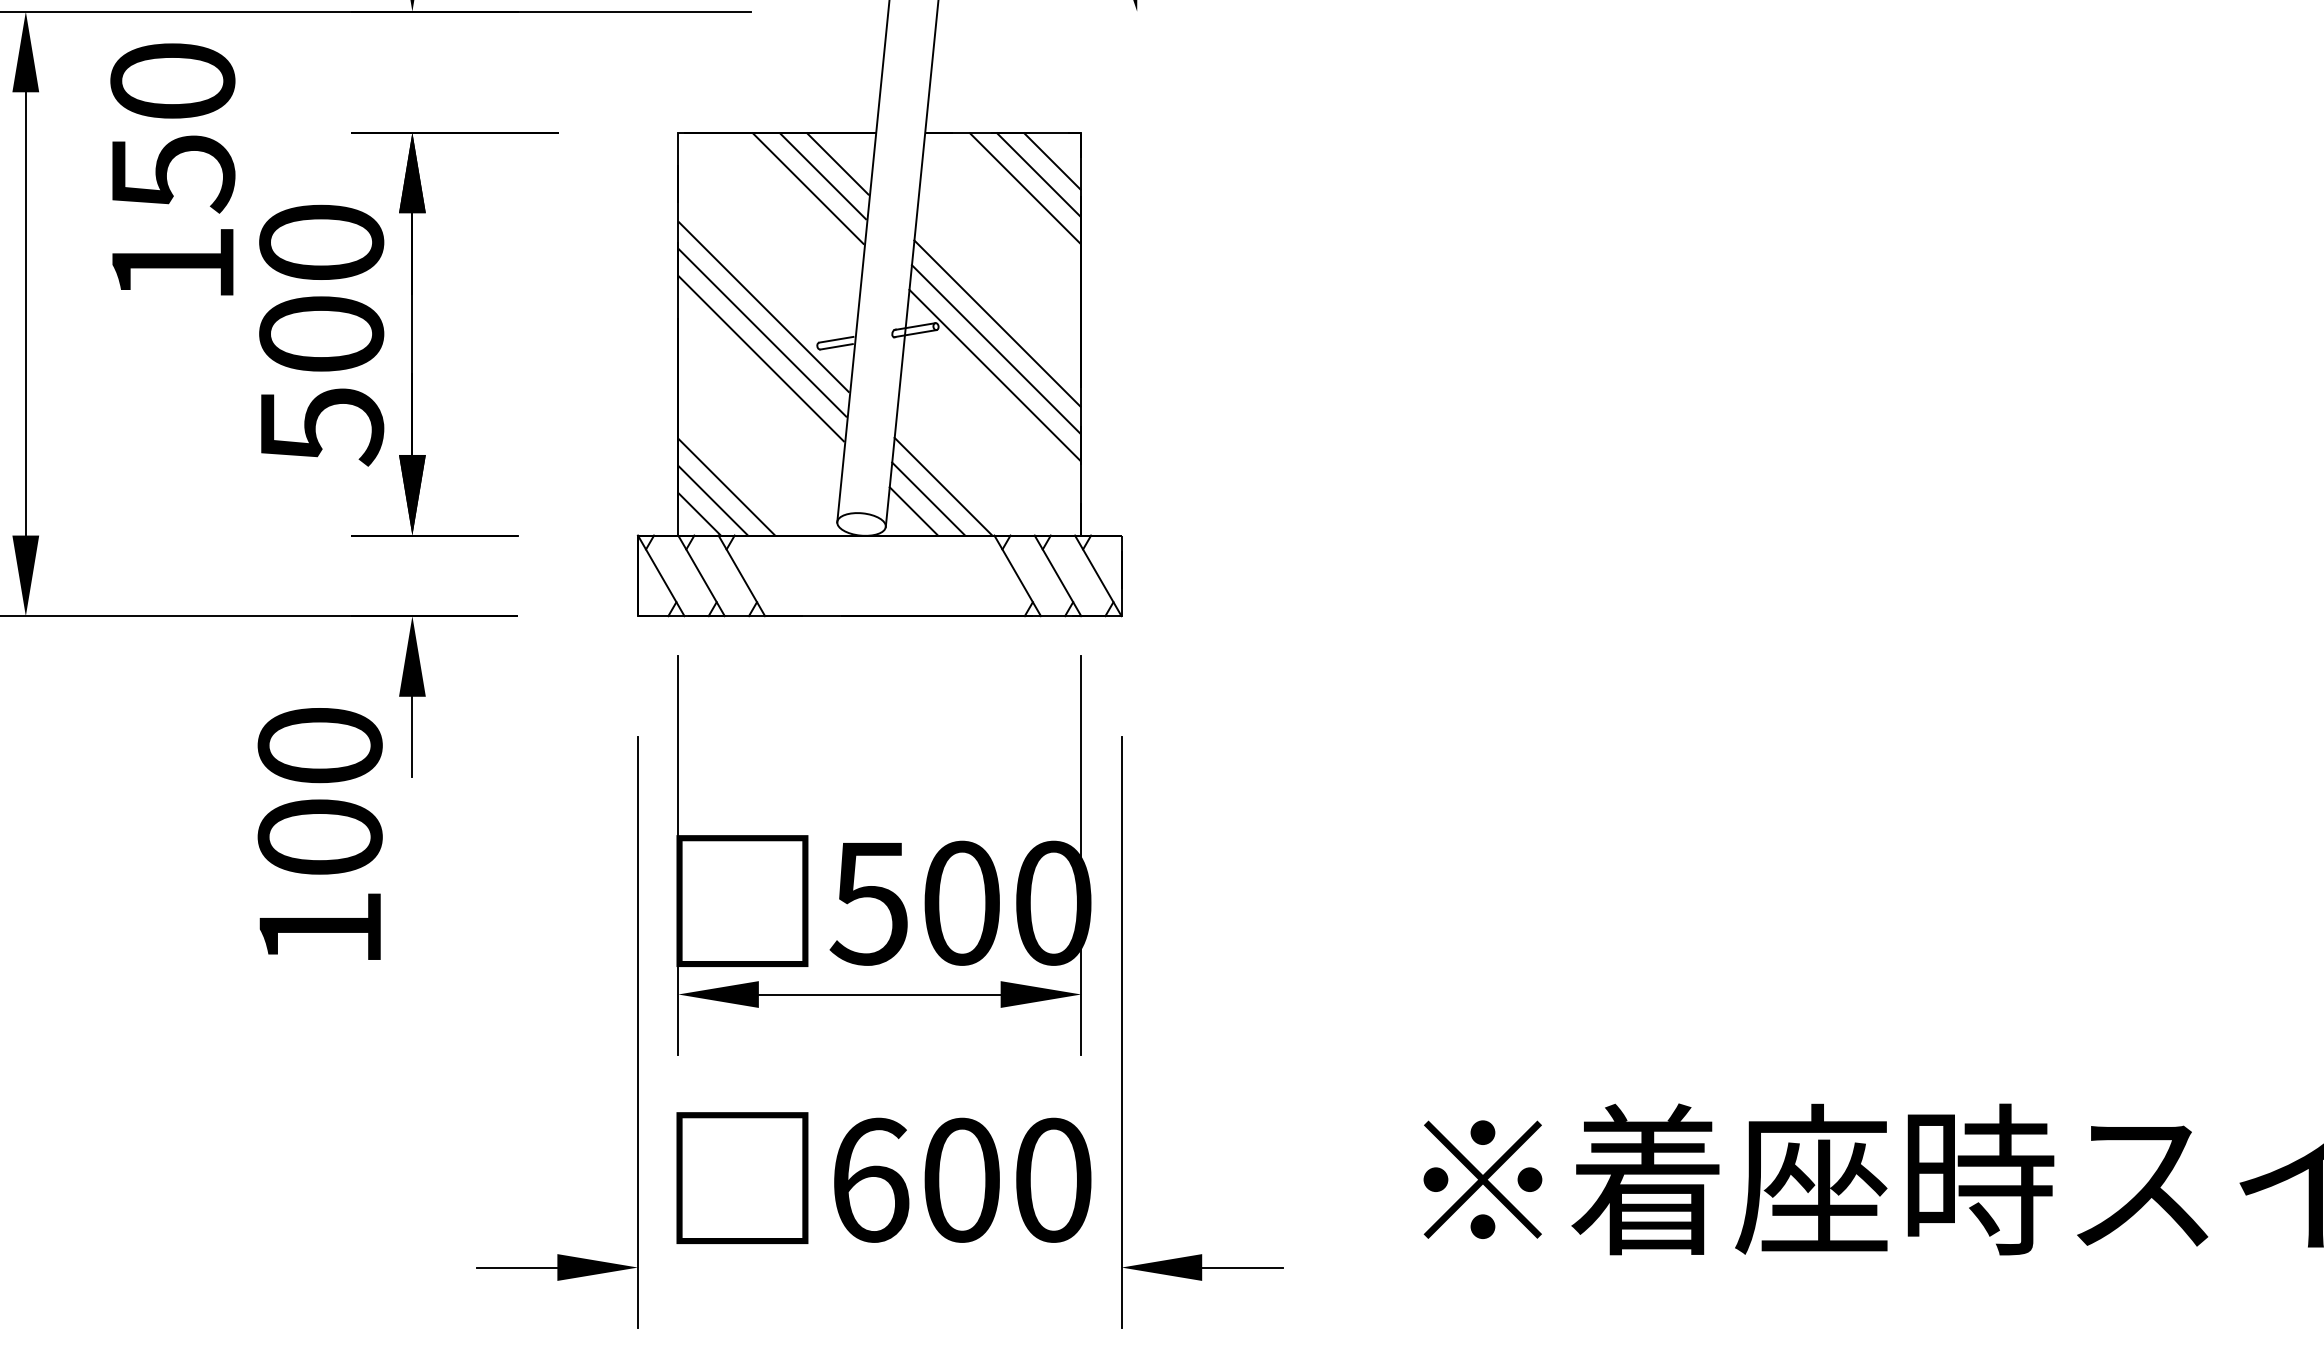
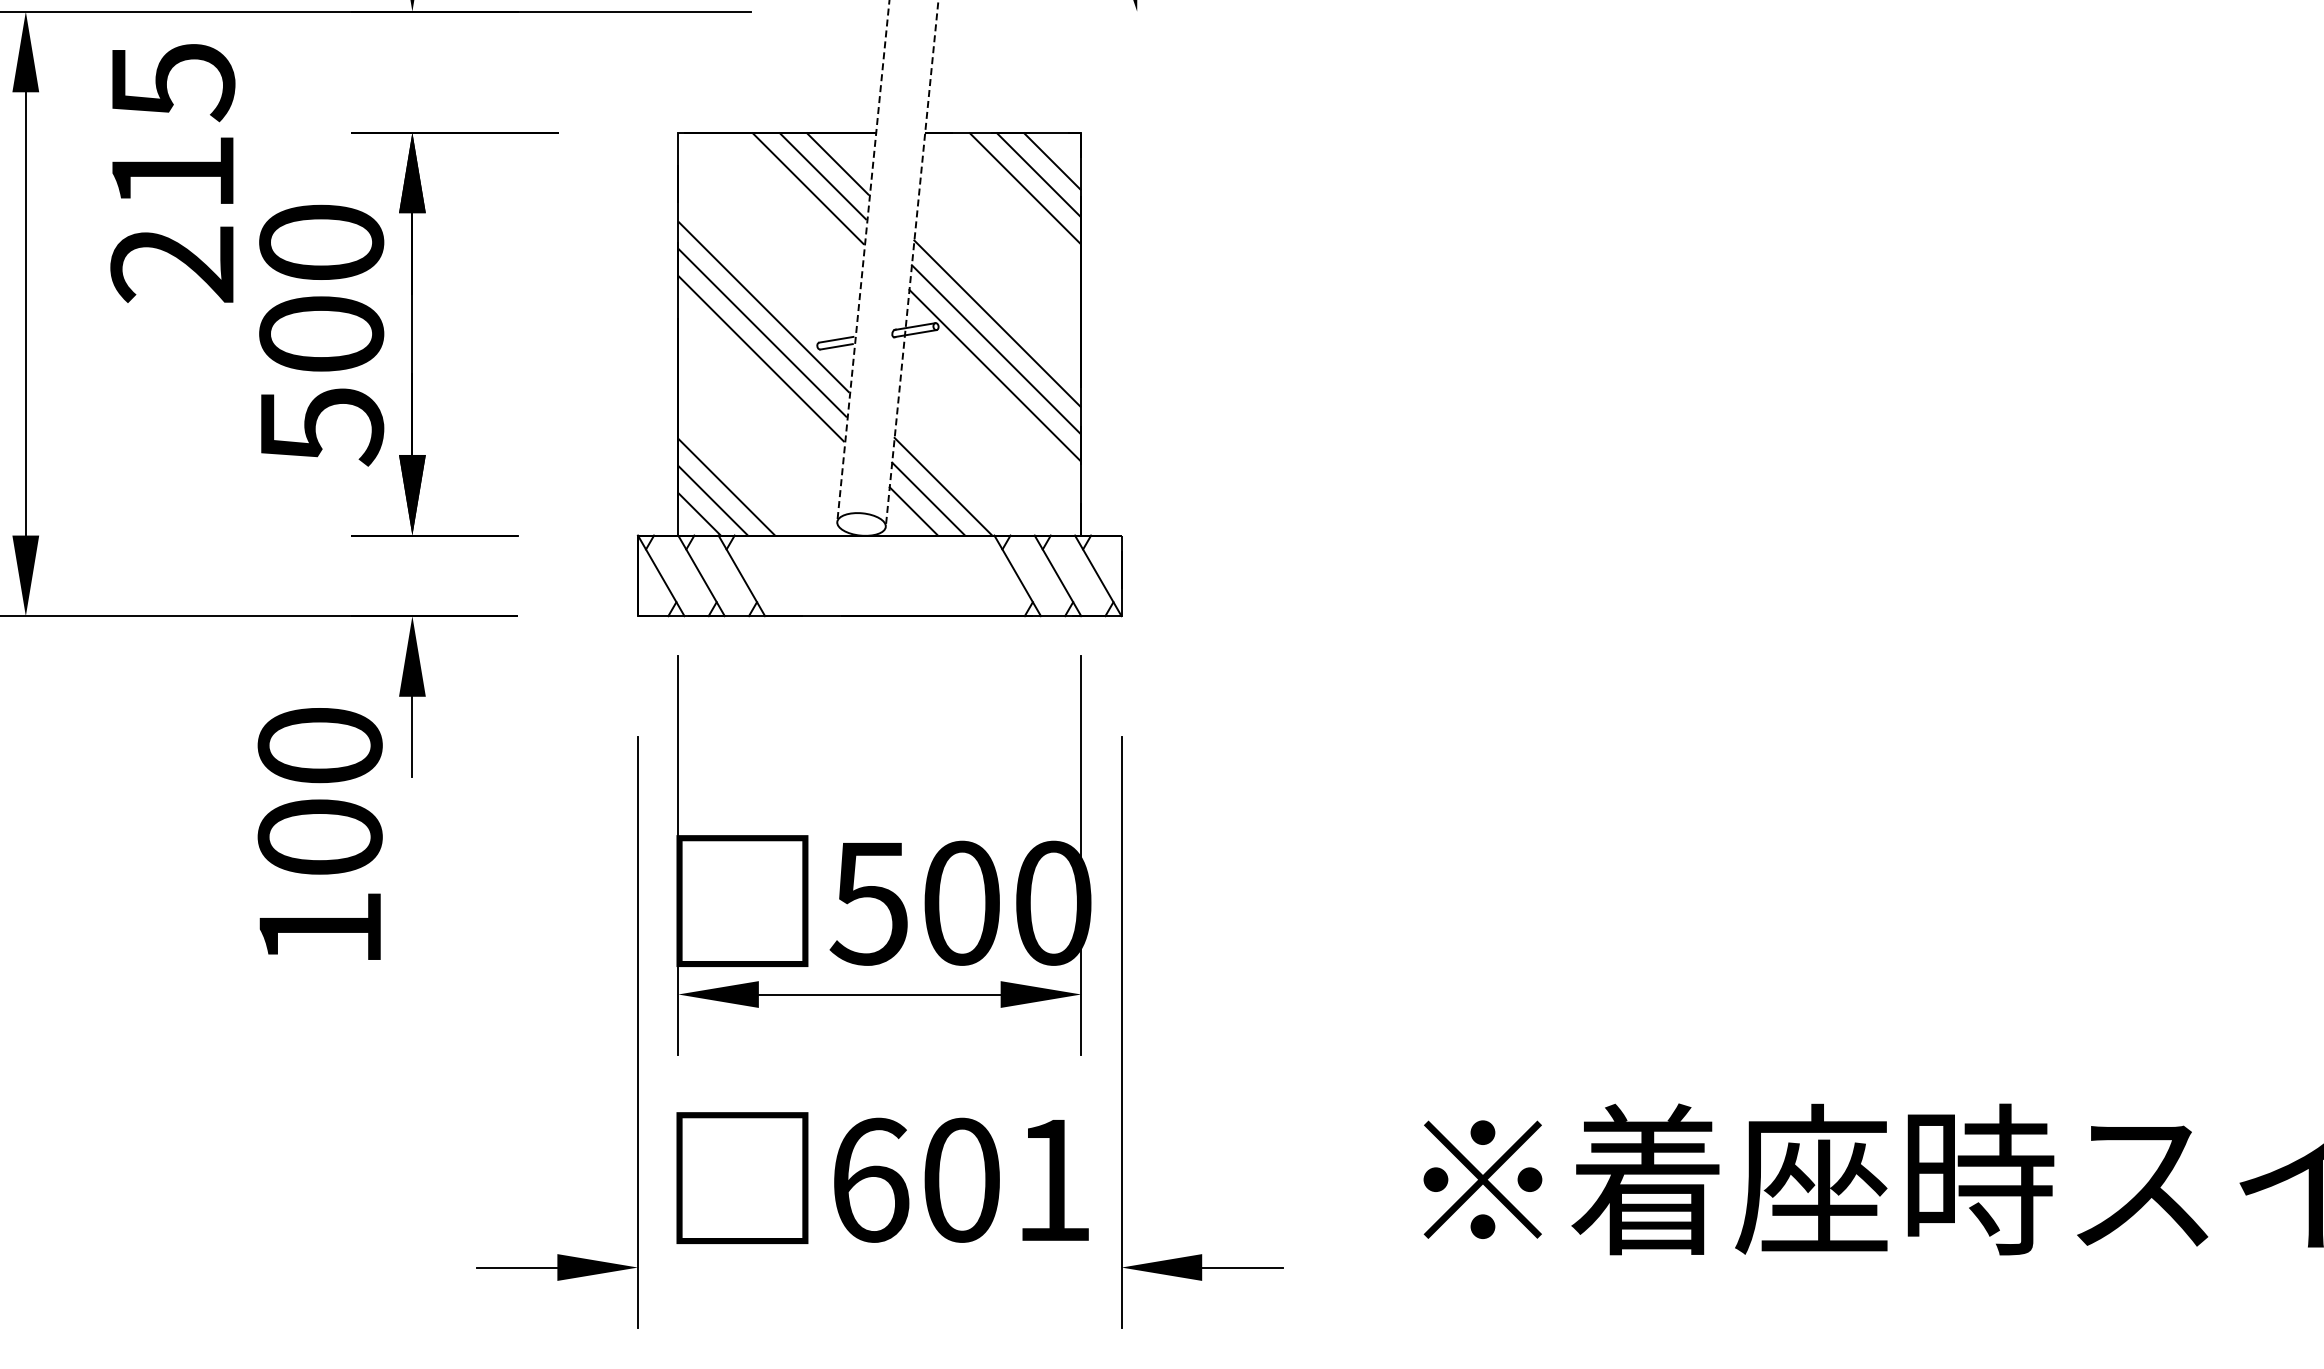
text: 150 -> 215 (172, 172)
line: solid -> dashed (863, 261)
line: solid -> dashed (912, 264)
text: 600 -> 601 (1053, 1179)
